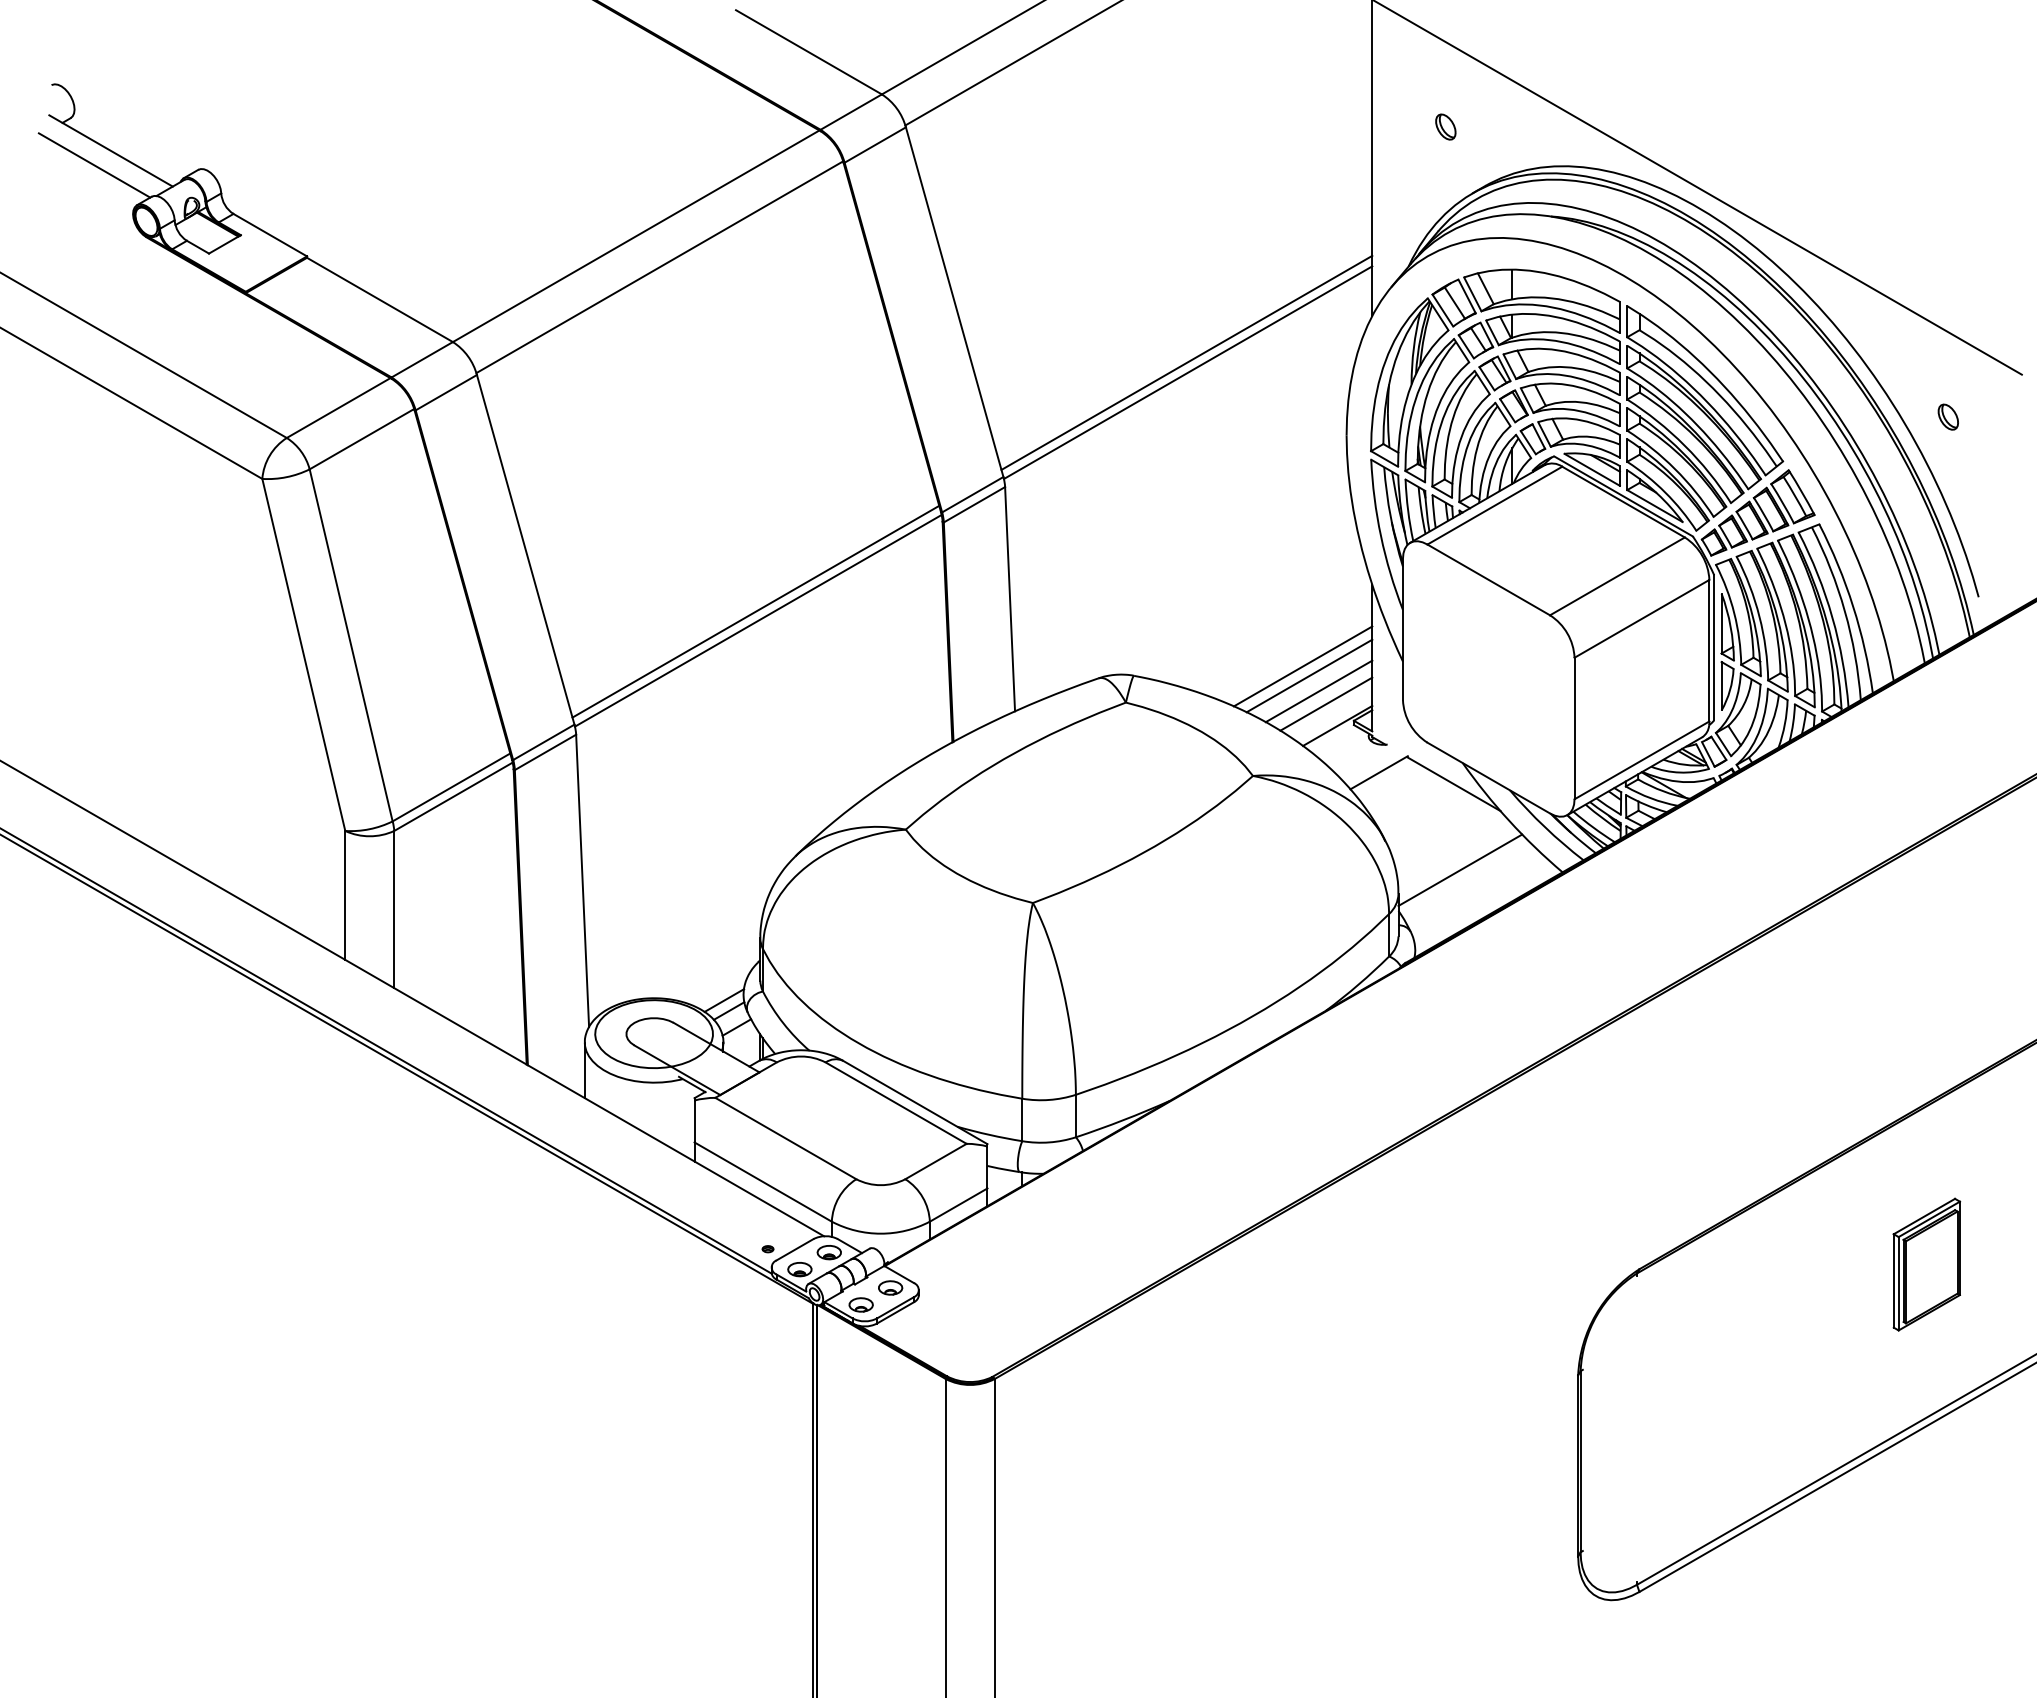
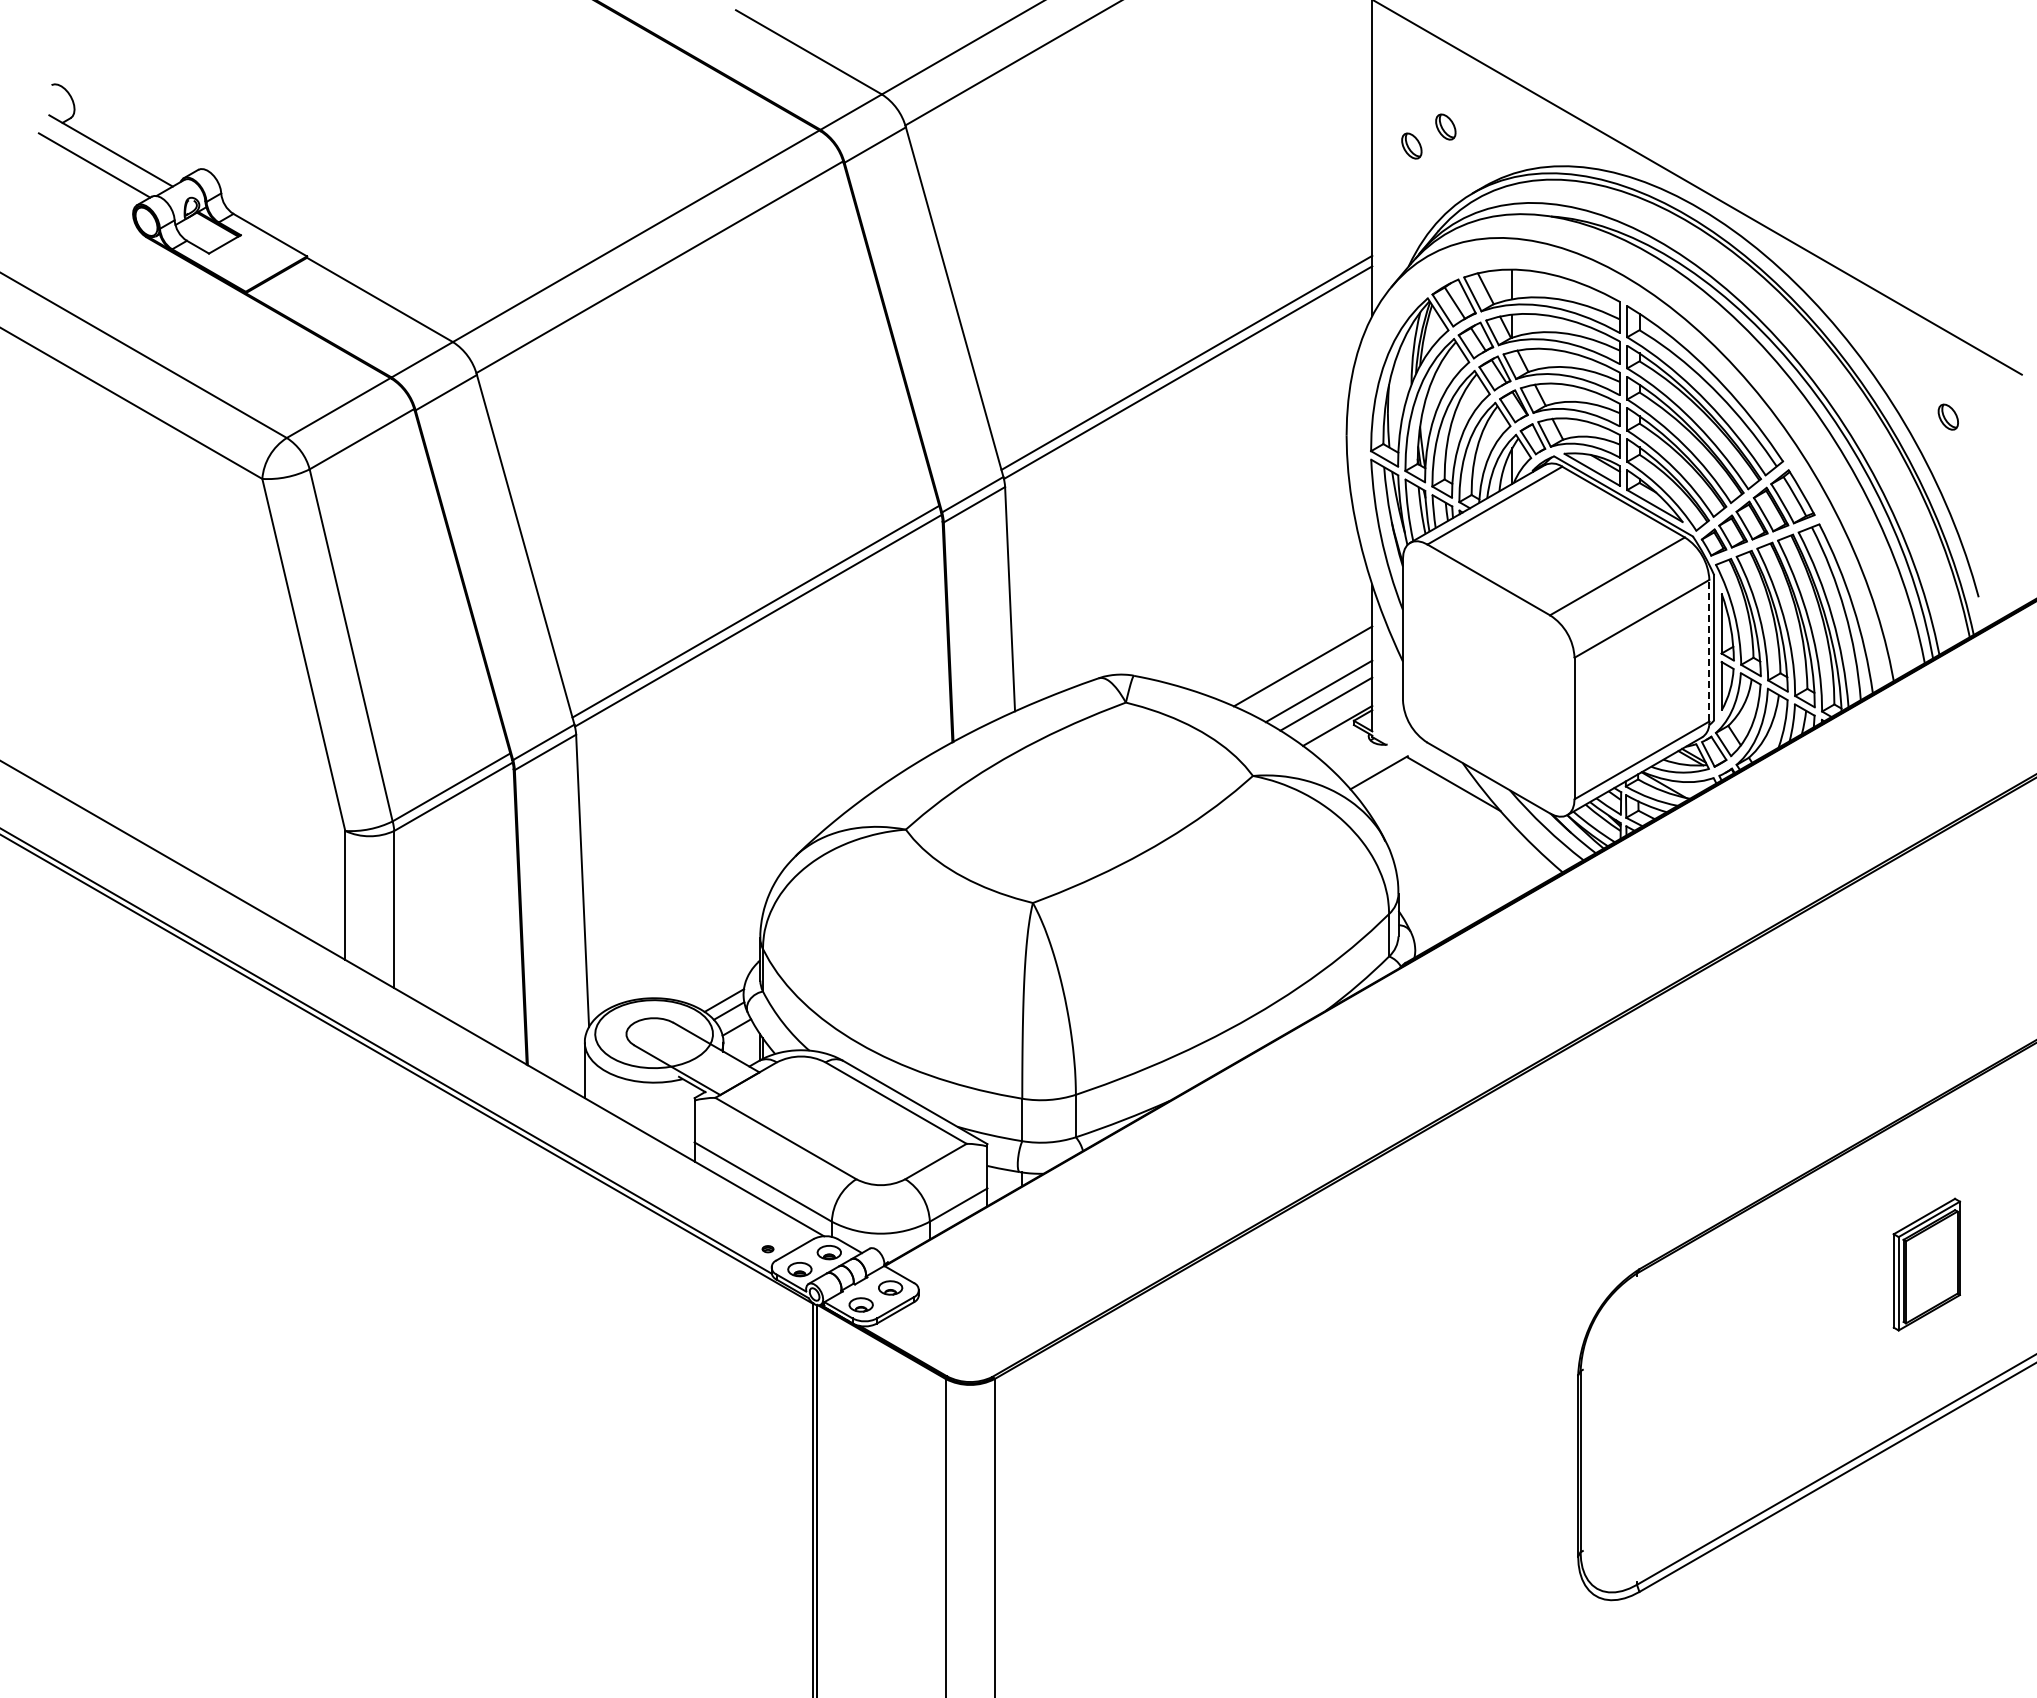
part: none -> present (1411, 145)
line: solid -> dashed (1709, 650)
line: present -> none (1309, 675)
line: present -> none (1460, 869)
